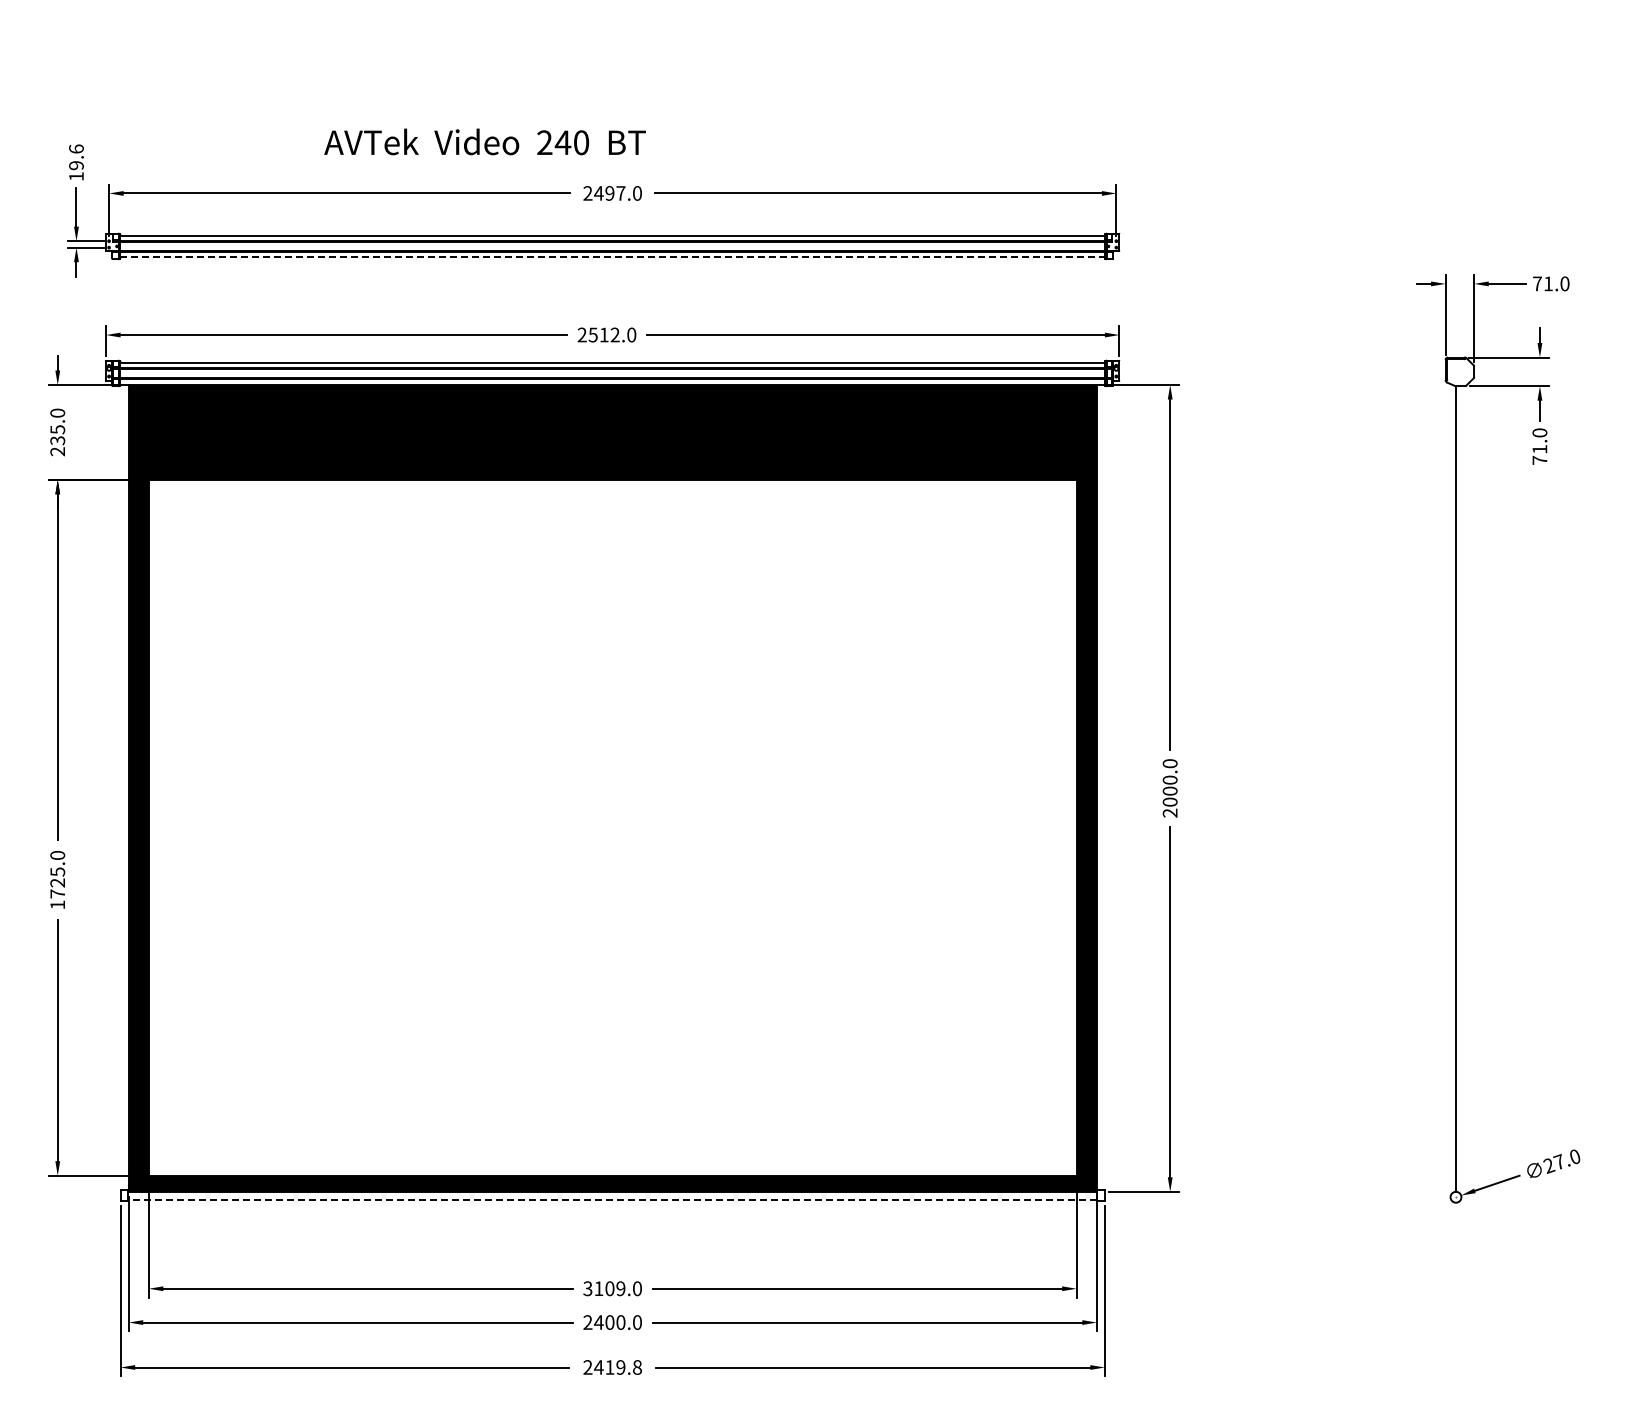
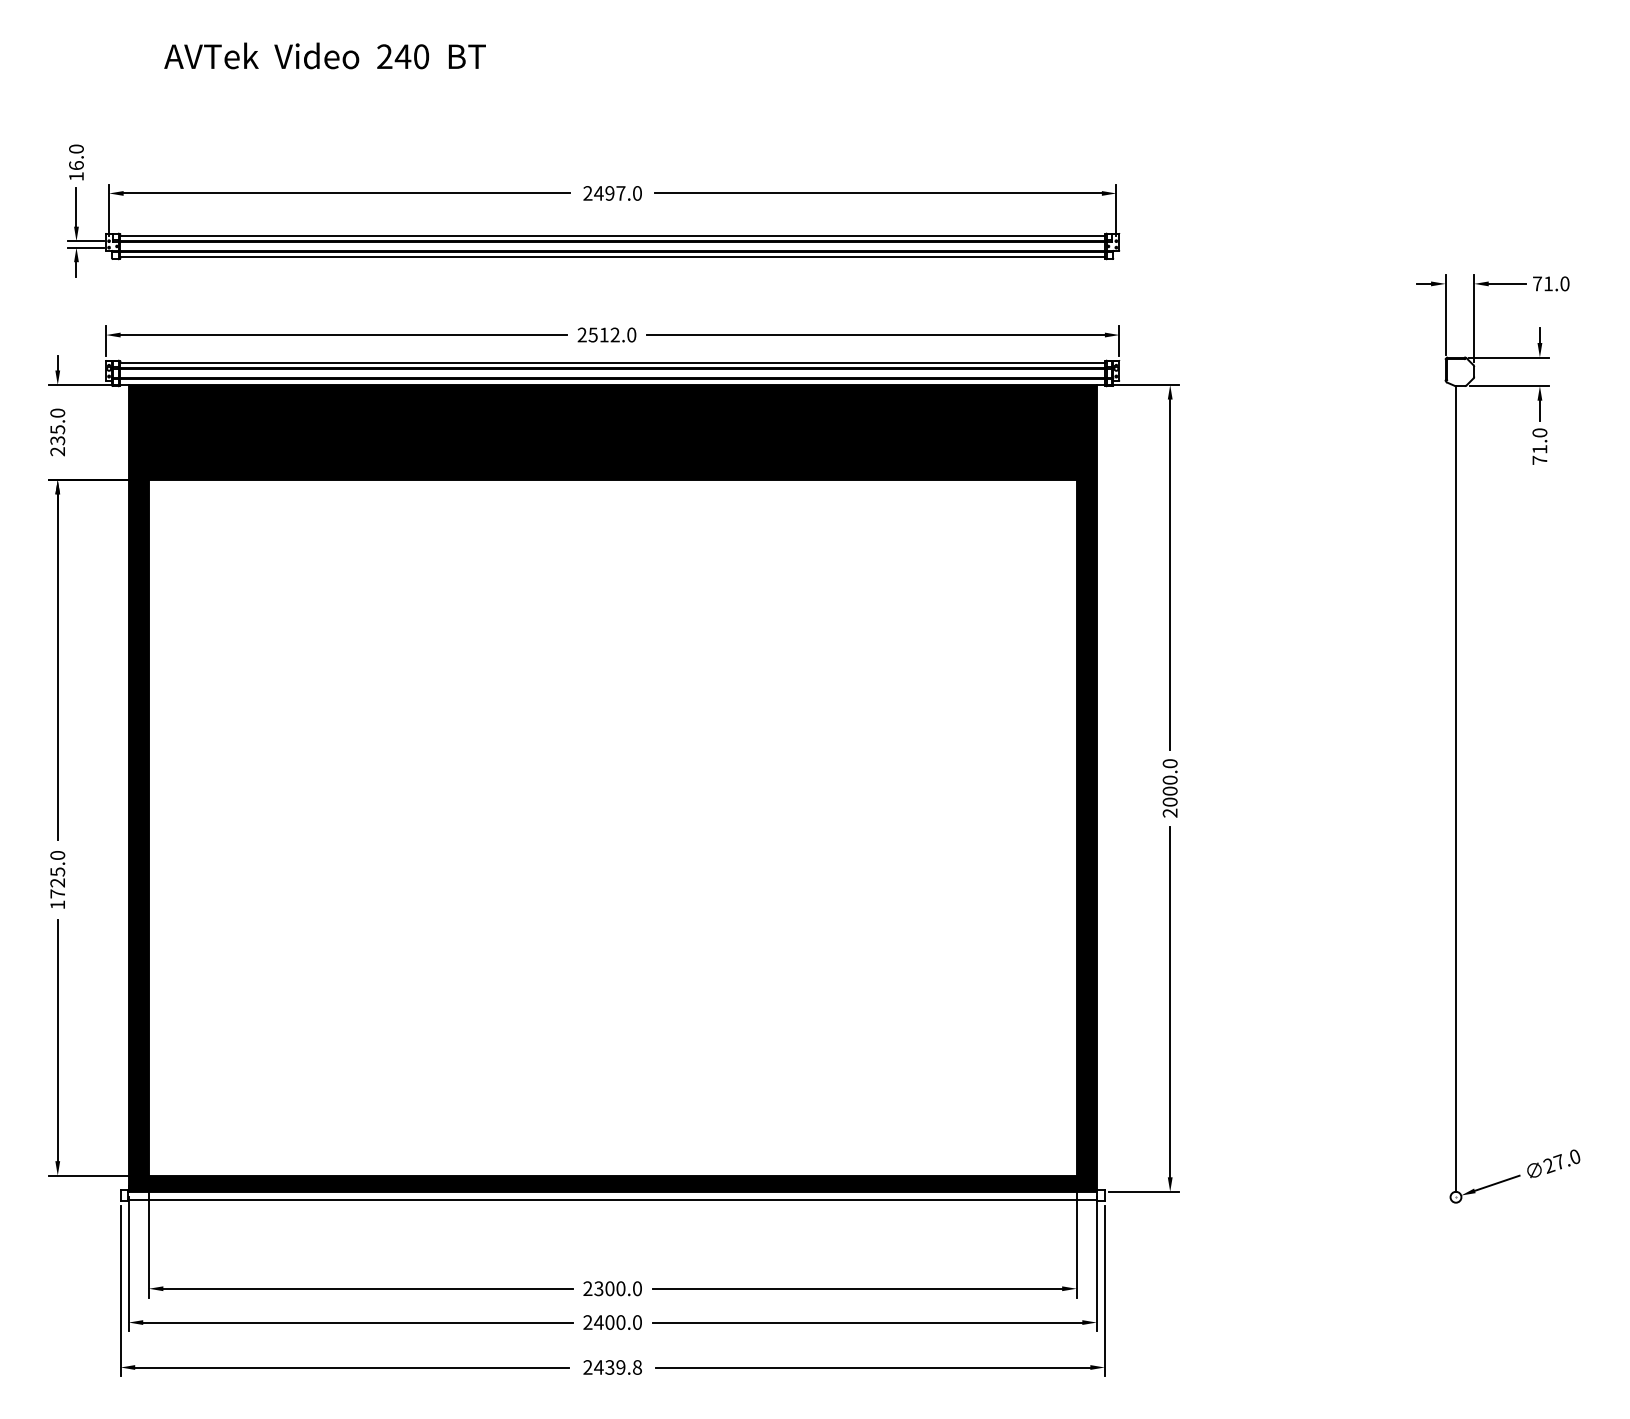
text position: (484, 141) -> (324, 55) (324, 55)
text: 19.6 -> 16.0 (76, 157)
line: dashed -> solid (612, 257)
line: dashed -> solid (612, 1199)
text: 3109.0 -> 2300.0 (604, 1288)
text: 2419.8 -> 2439.8 (609, 1367)
